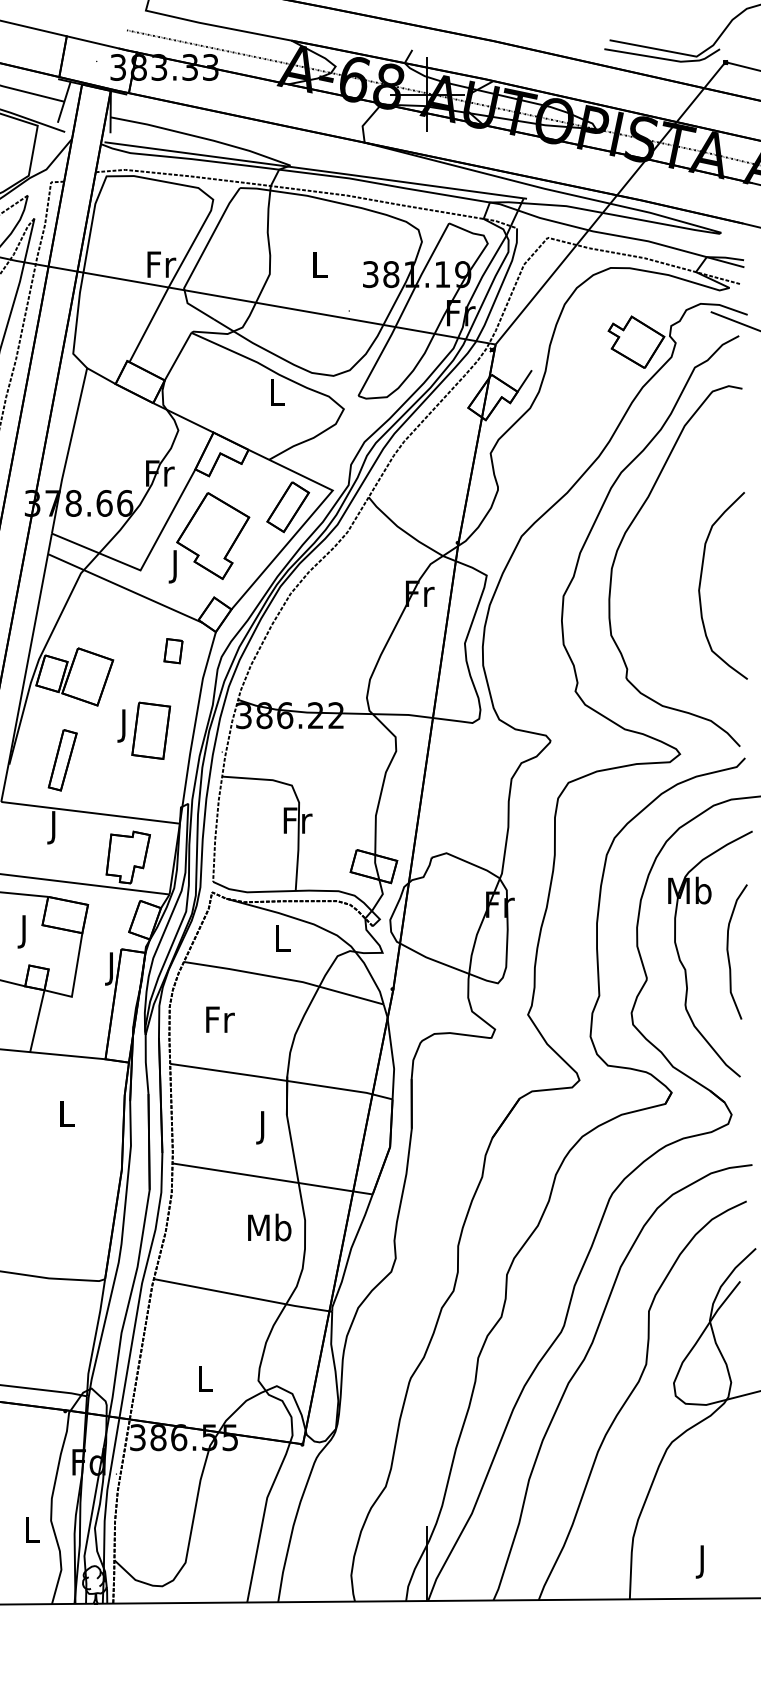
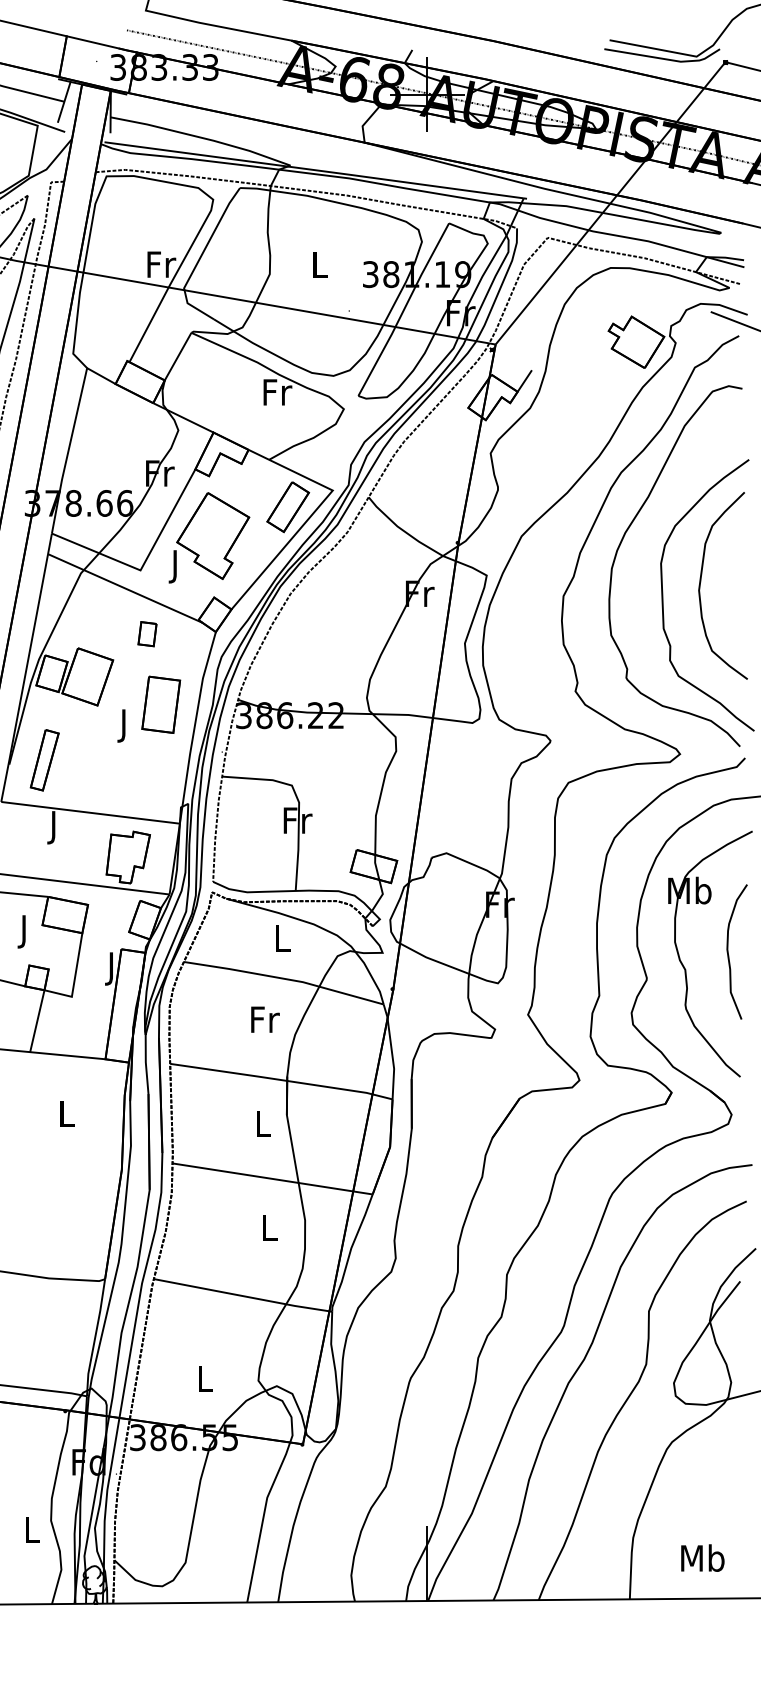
text: L -> Fr (277, 392)
curve: none -> present (663, 595)
part position: (173, 651) -> (147, 634) (147, 634)
part position: (151, 730) -> (161, 704) (161, 704)
part position: (62, 760) -> (44, 760) (44, 760)
text position: (220, 1019) -> (265, 1019) (265, 1019)
text: J -> L (263, 1127)
text: Mb -> L (269, 1227)
text: J -> Mb (702, 1561)
